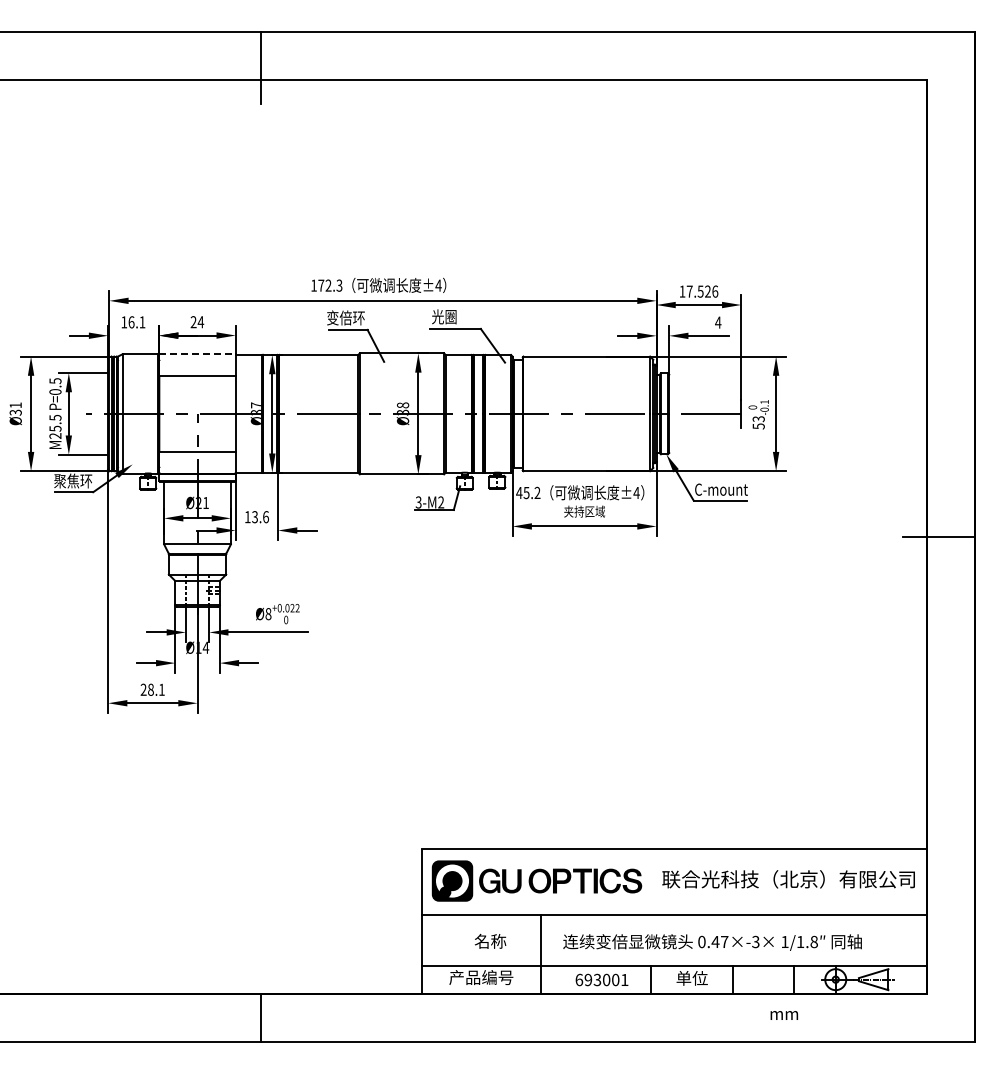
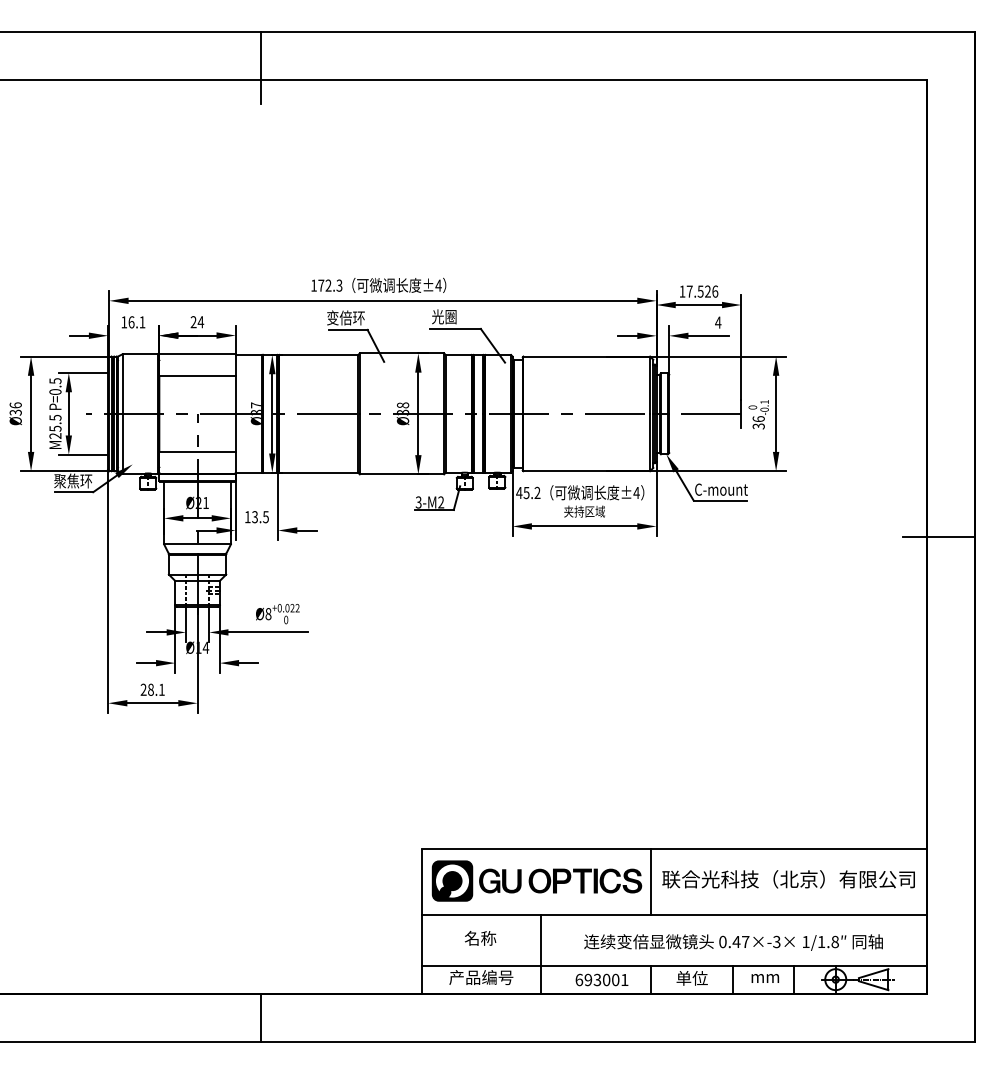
line: dashed -> solid (198, 354)
text: Ø31 -> Ø36 (15, 405)
text: 53 -> 36 (758, 422)
text: 13.6 -> 13.5 (265, 517)
line: none -> present (650, 881)
text position: (490, 941) -> (480, 938) (480, 938)
text position: (712, 942) -> (733, 942) (733, 942)
text position: (784, 1015) -> (765, 978) (765, 978)
